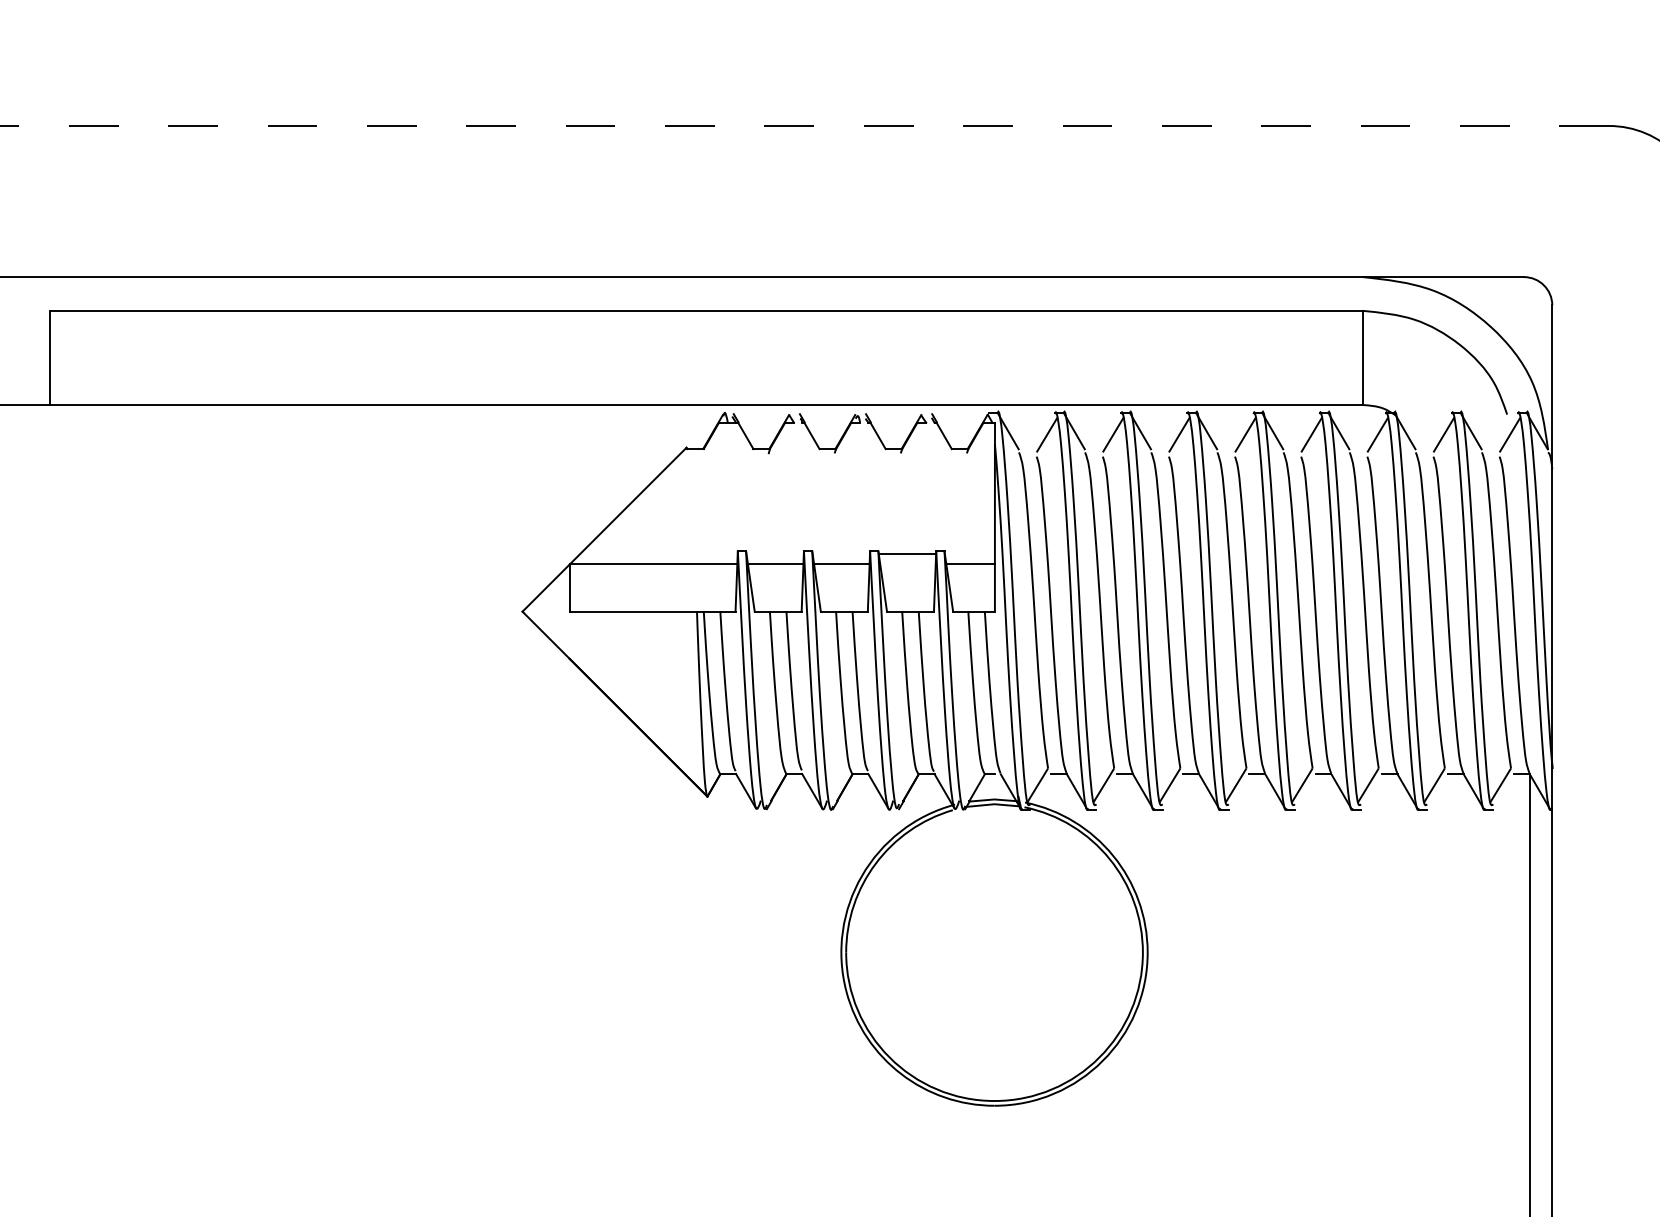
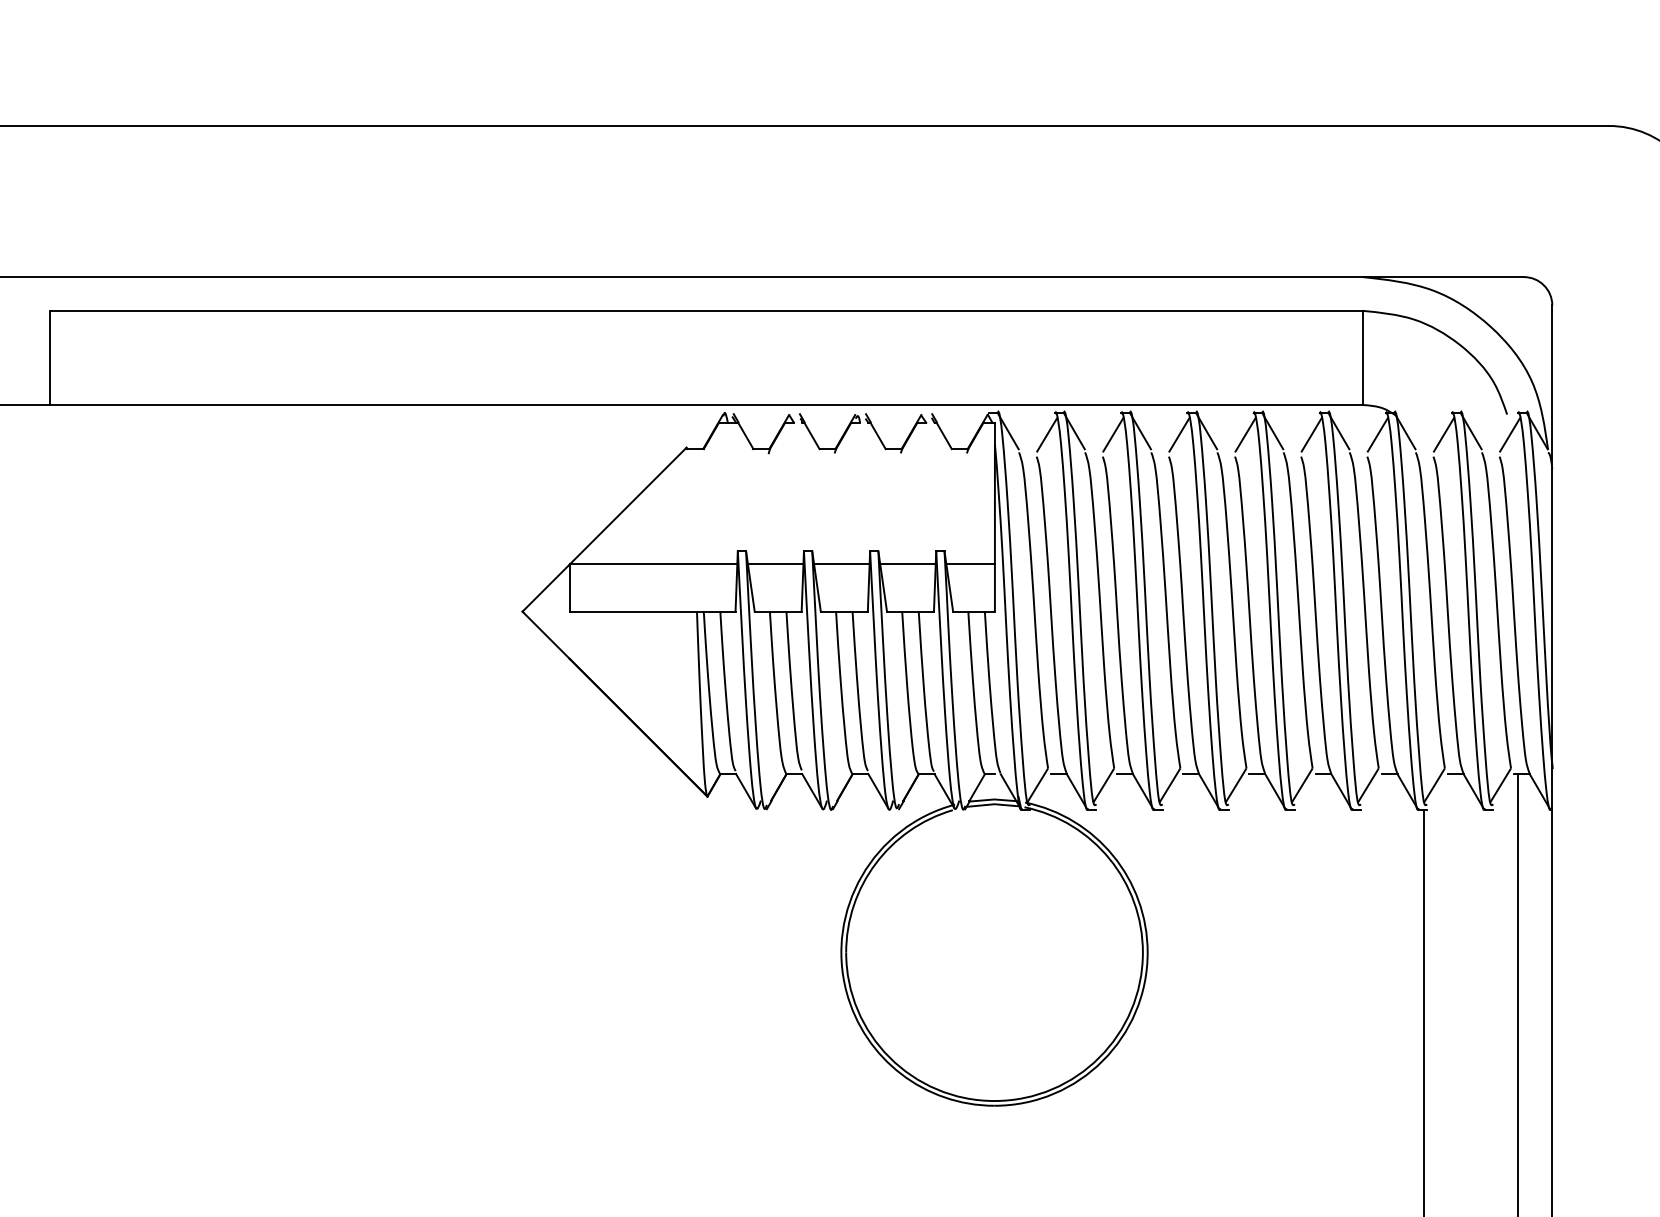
line: dashed -> solid (804, 125)
line position: (907, 554) -> (907, 564) (907, 564)
line position: (1530, 993) -> (1518, 993) (1518, 993)
line: none -> present (1424, 1011)
